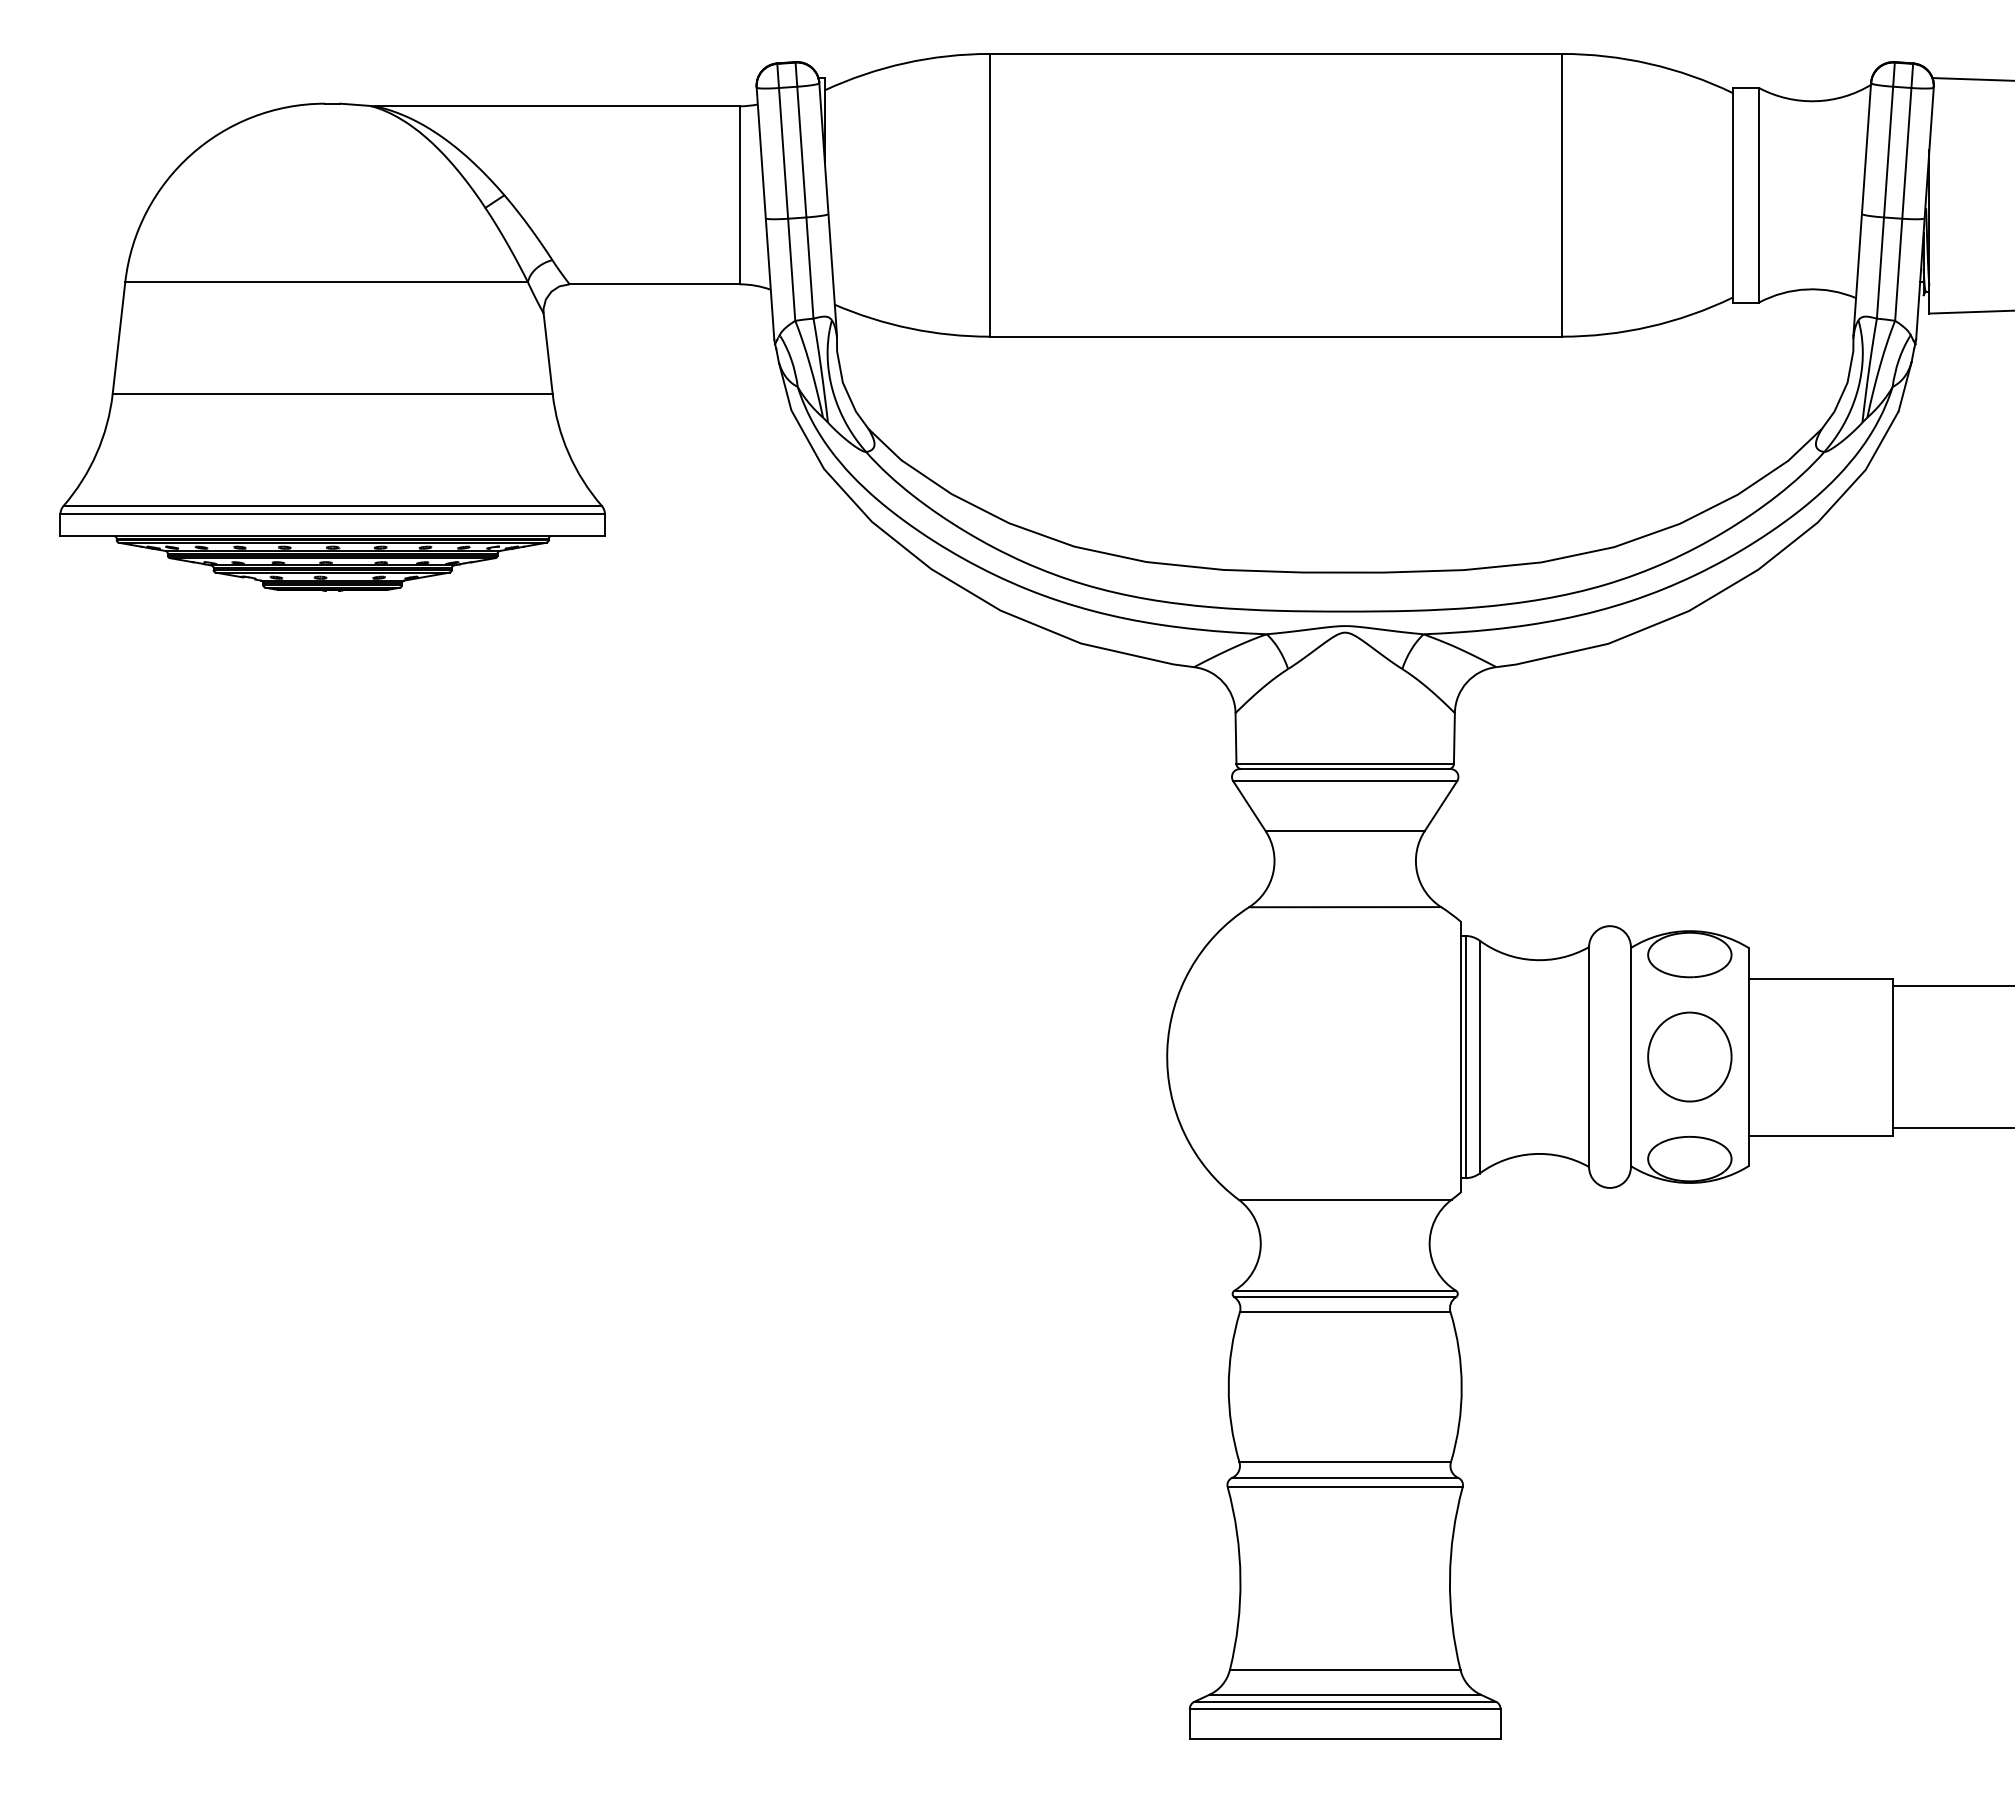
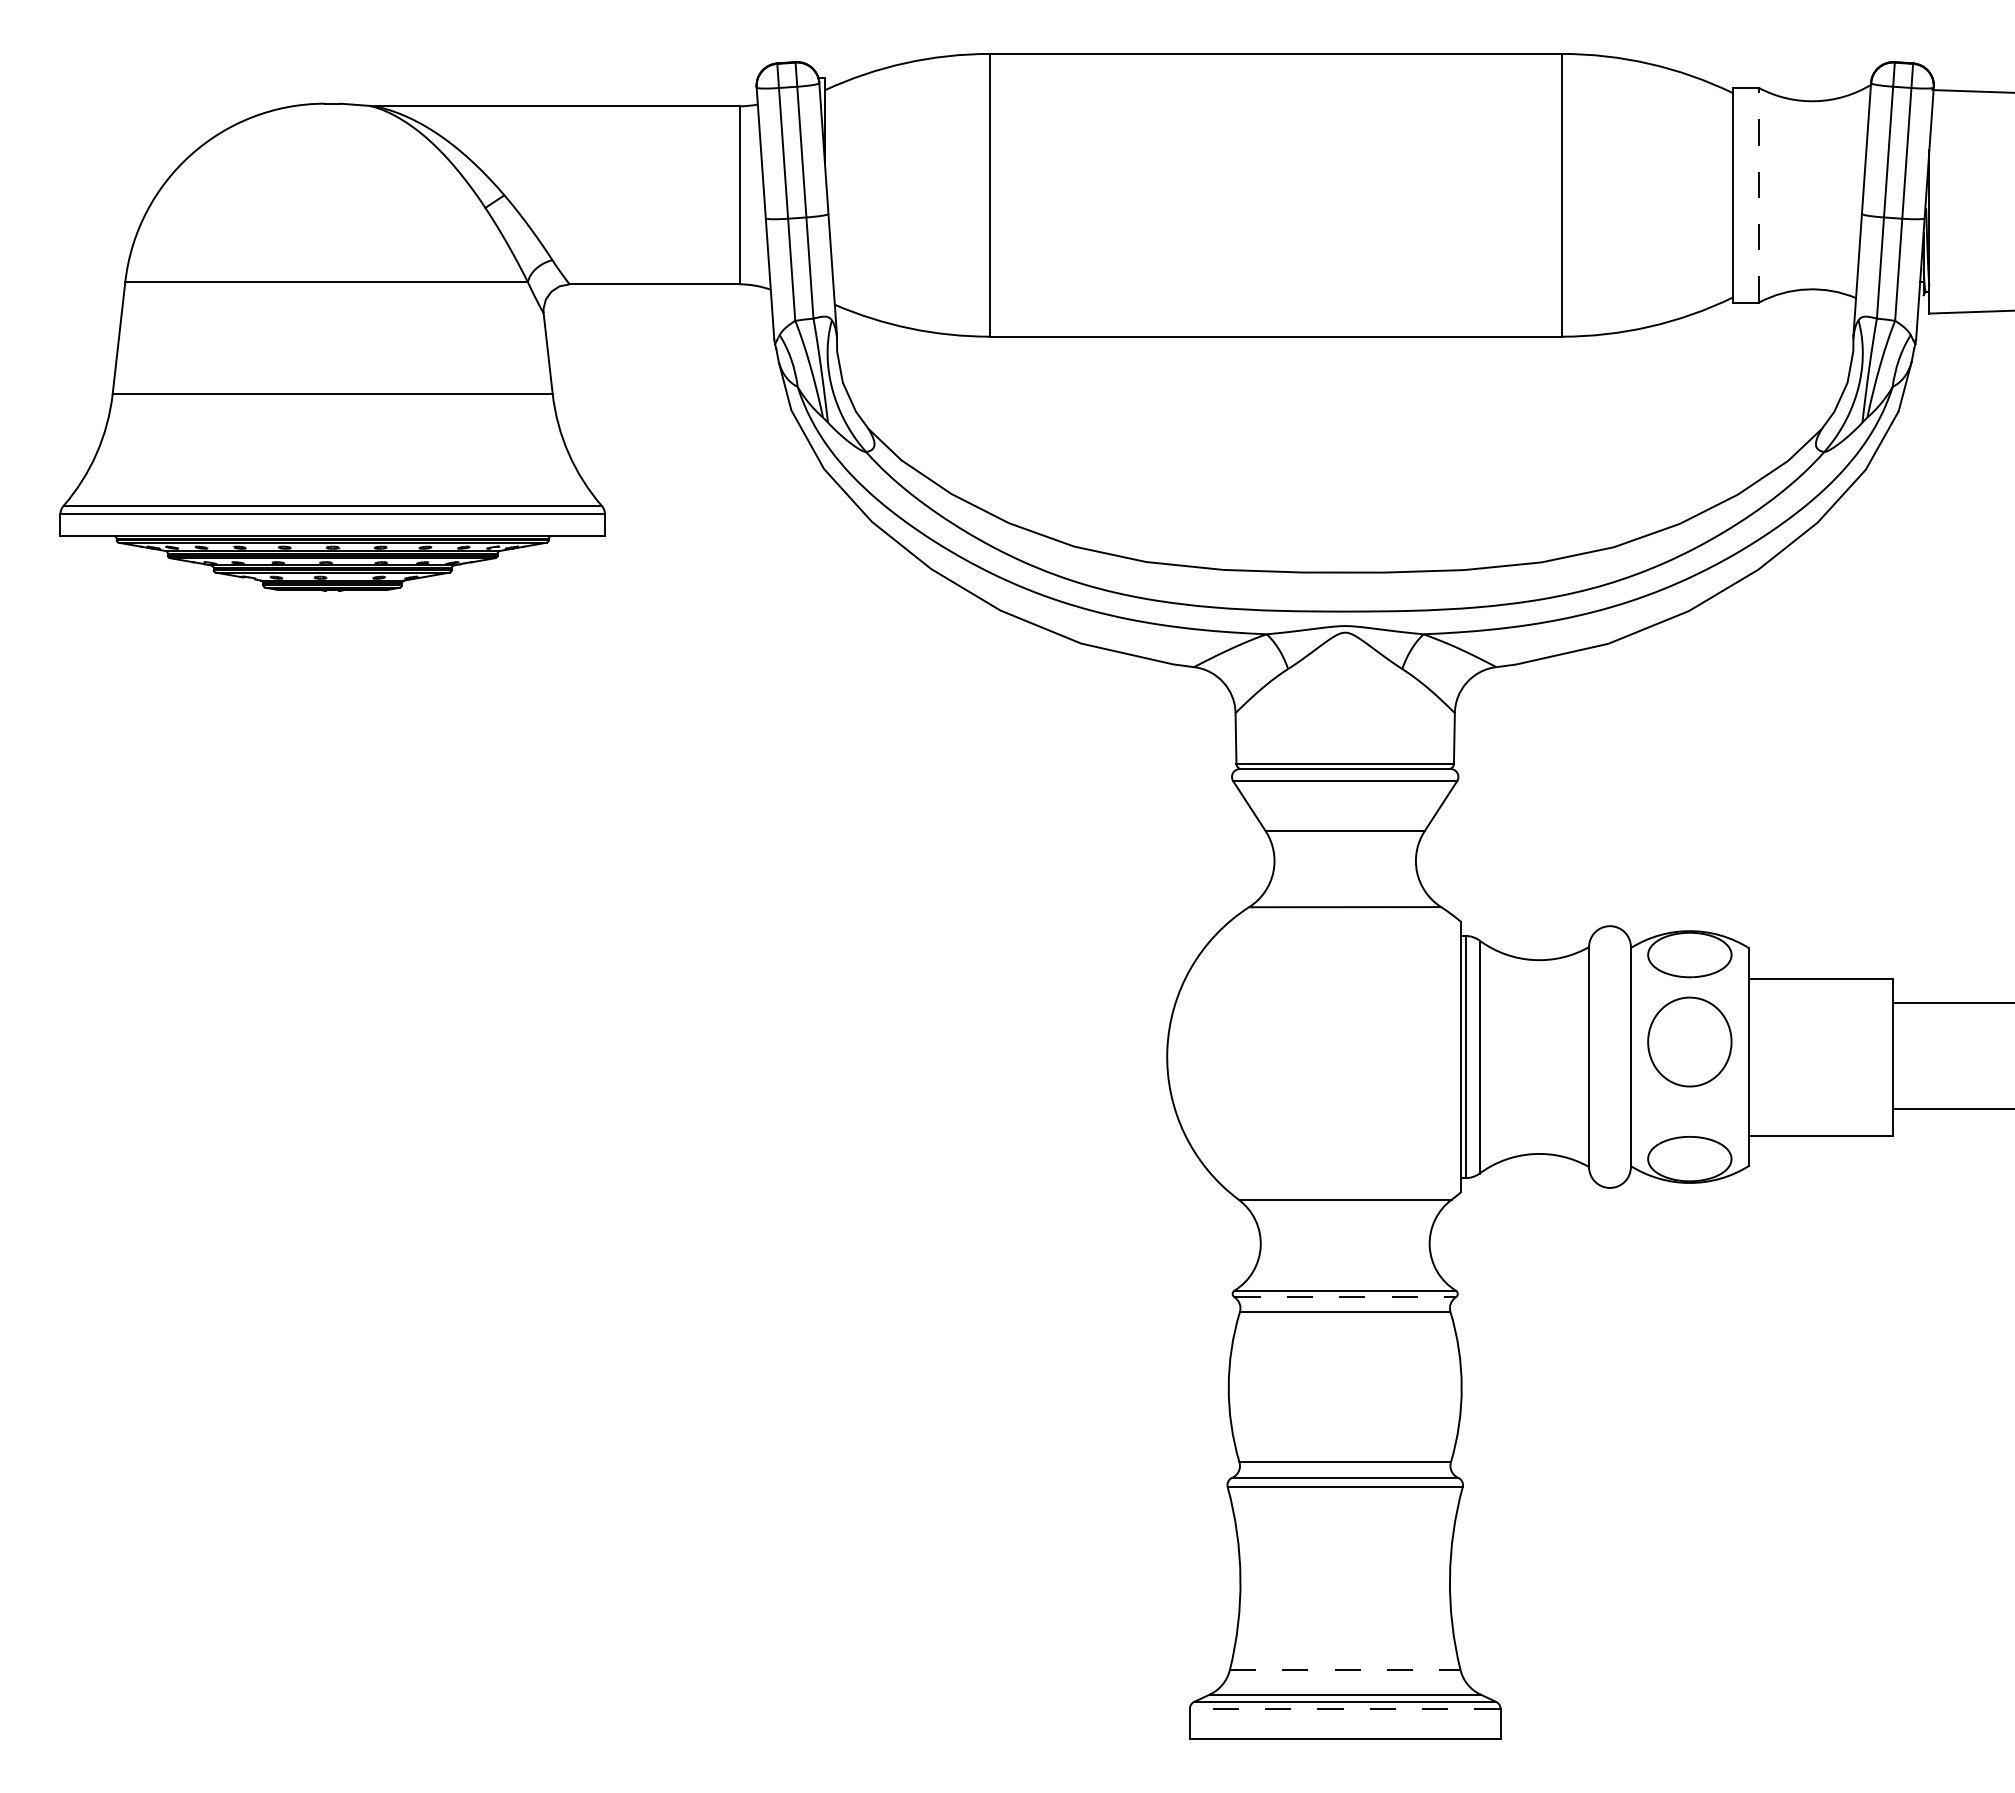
line position: (1971, 79) -> (1971, 91) (1971, 91)
line: solid -> dashed (1758, 194)
line position: (1951, 986) -> (1951, 1003) (1951, 1003)
part position: (1689, 1056) -> (1689, 1041) (1689, 1041)
line position: (1951, 1127) -> (1951, 1108) (1951, 1108)
line: solid -> dashed (1345, 1297)
line: solid -> dashed (1345, 1670)
line: solid -> dashed (1344, 1708)
